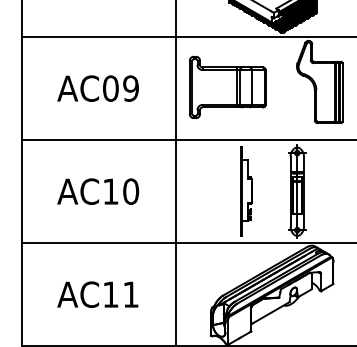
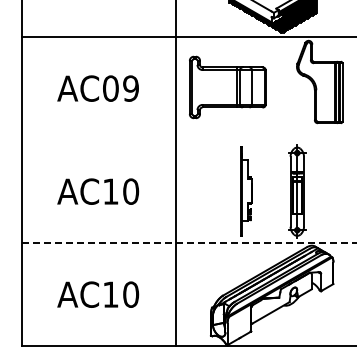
line: present -> none (187, 140)
line: solid -> dashed (189, 243)
text: AC11 -> AC10 (131, 294)
